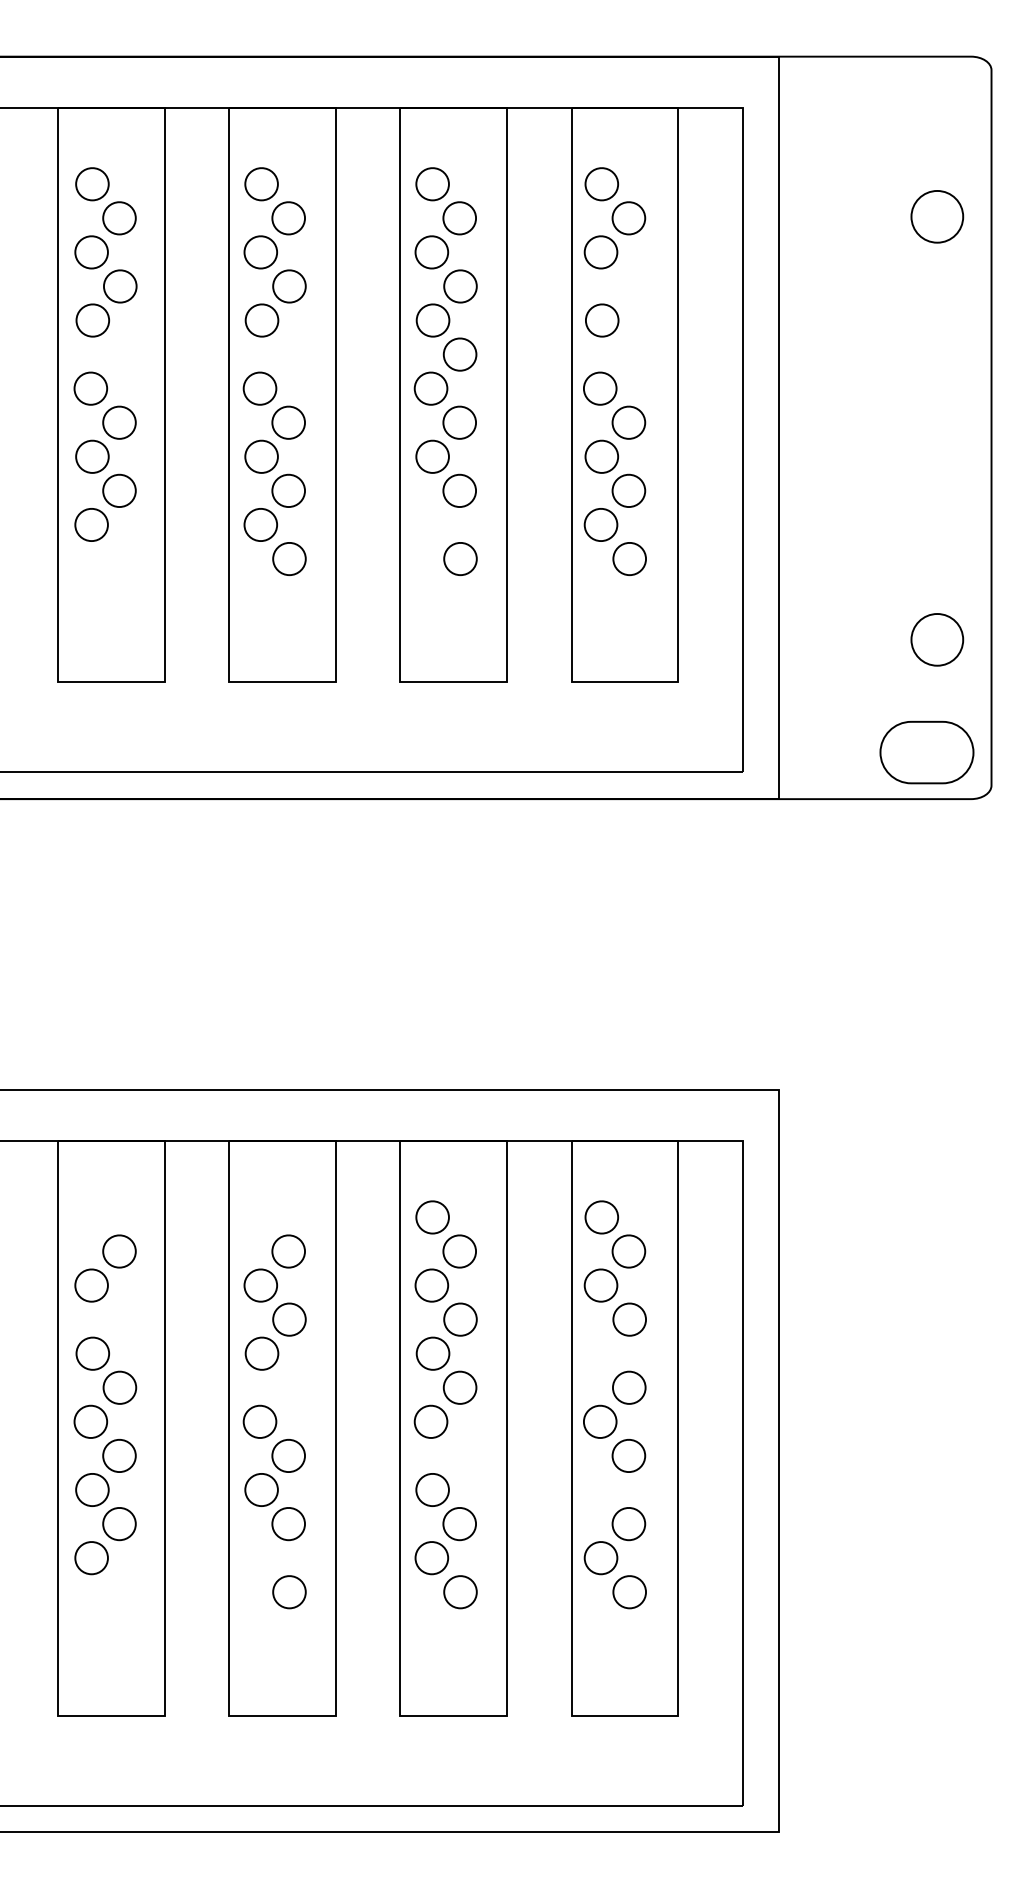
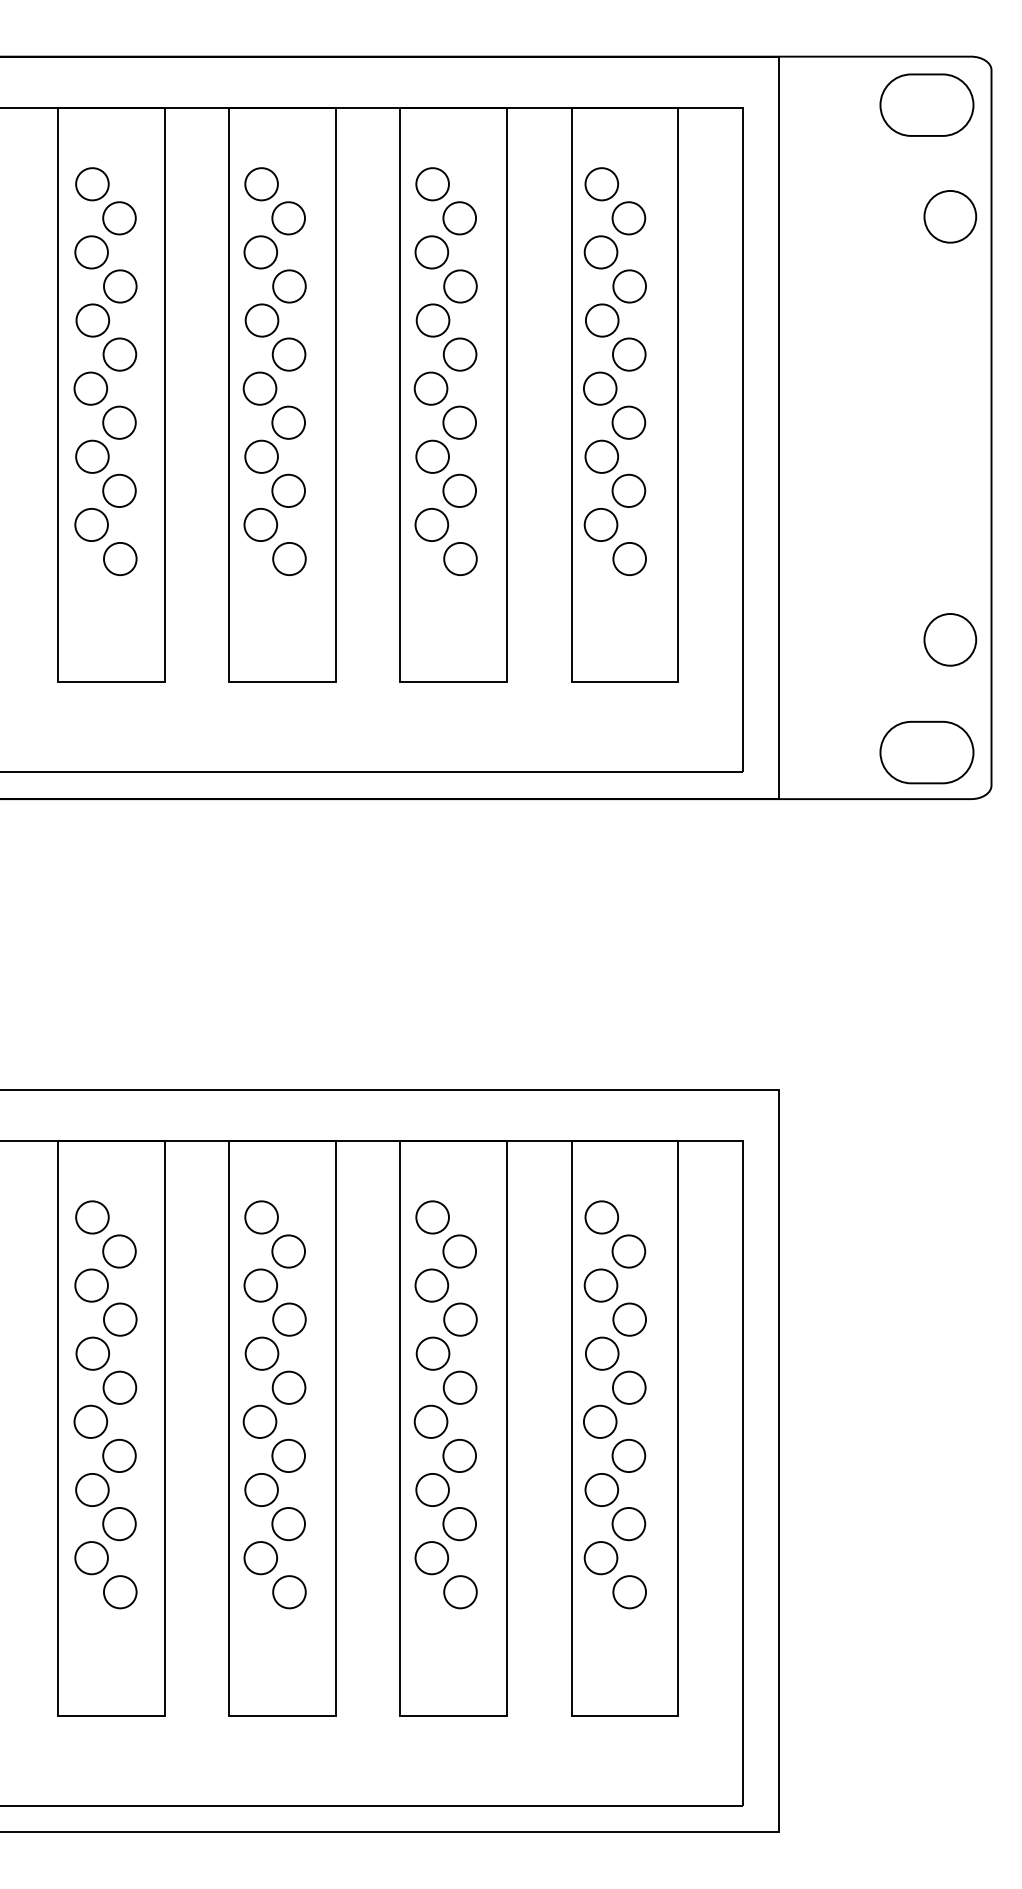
part: none -> present (926, 104)
part position: (937, 216) -> (950, 216) (950, 216)
part: none -> present (629, 286)
part: none -> present (119, 354)
part: none -> present (288, 354)
part: none -> present (629, 354)
part: none -> present (431, 524)
part: none -> present (120, 558)
part position: (937, 639) -> (950, 639) (950, 639)
part: none -> present (92, 1217)
part: none -> present (261, 1217)
part: none -> present (120, 1319)
part: none -> present (602, 1353)
part: none -> present (288, 1387)
part: none -> present (459, 1455)
part: none -> present (601, 1489)
part: none -> present (260, 1558)
part: none -> present (120, 1592)
